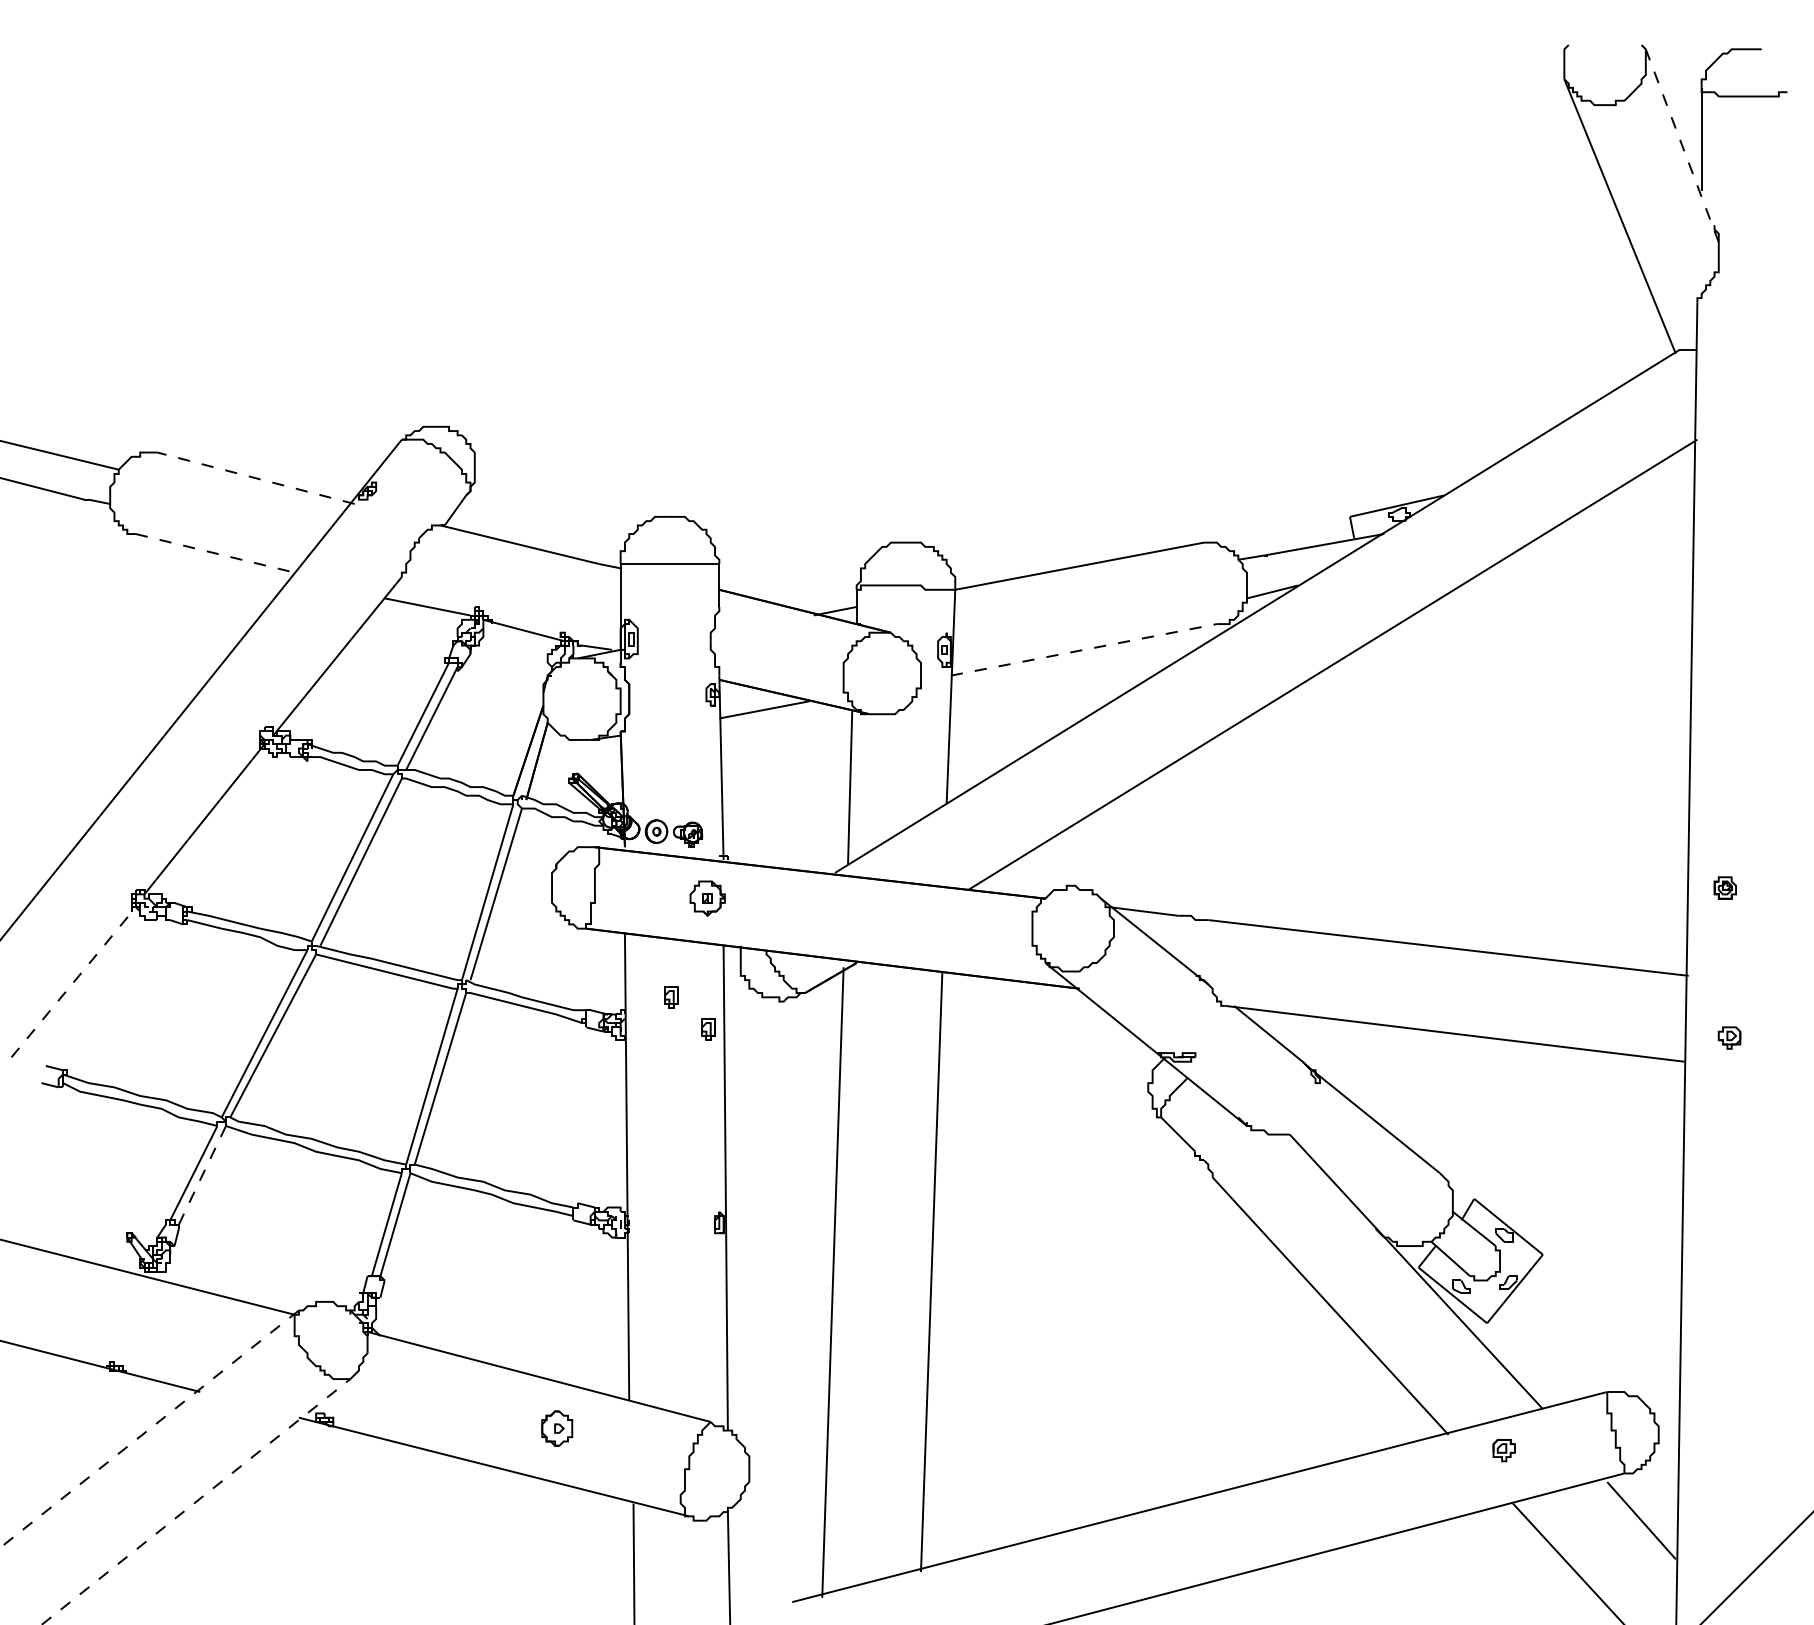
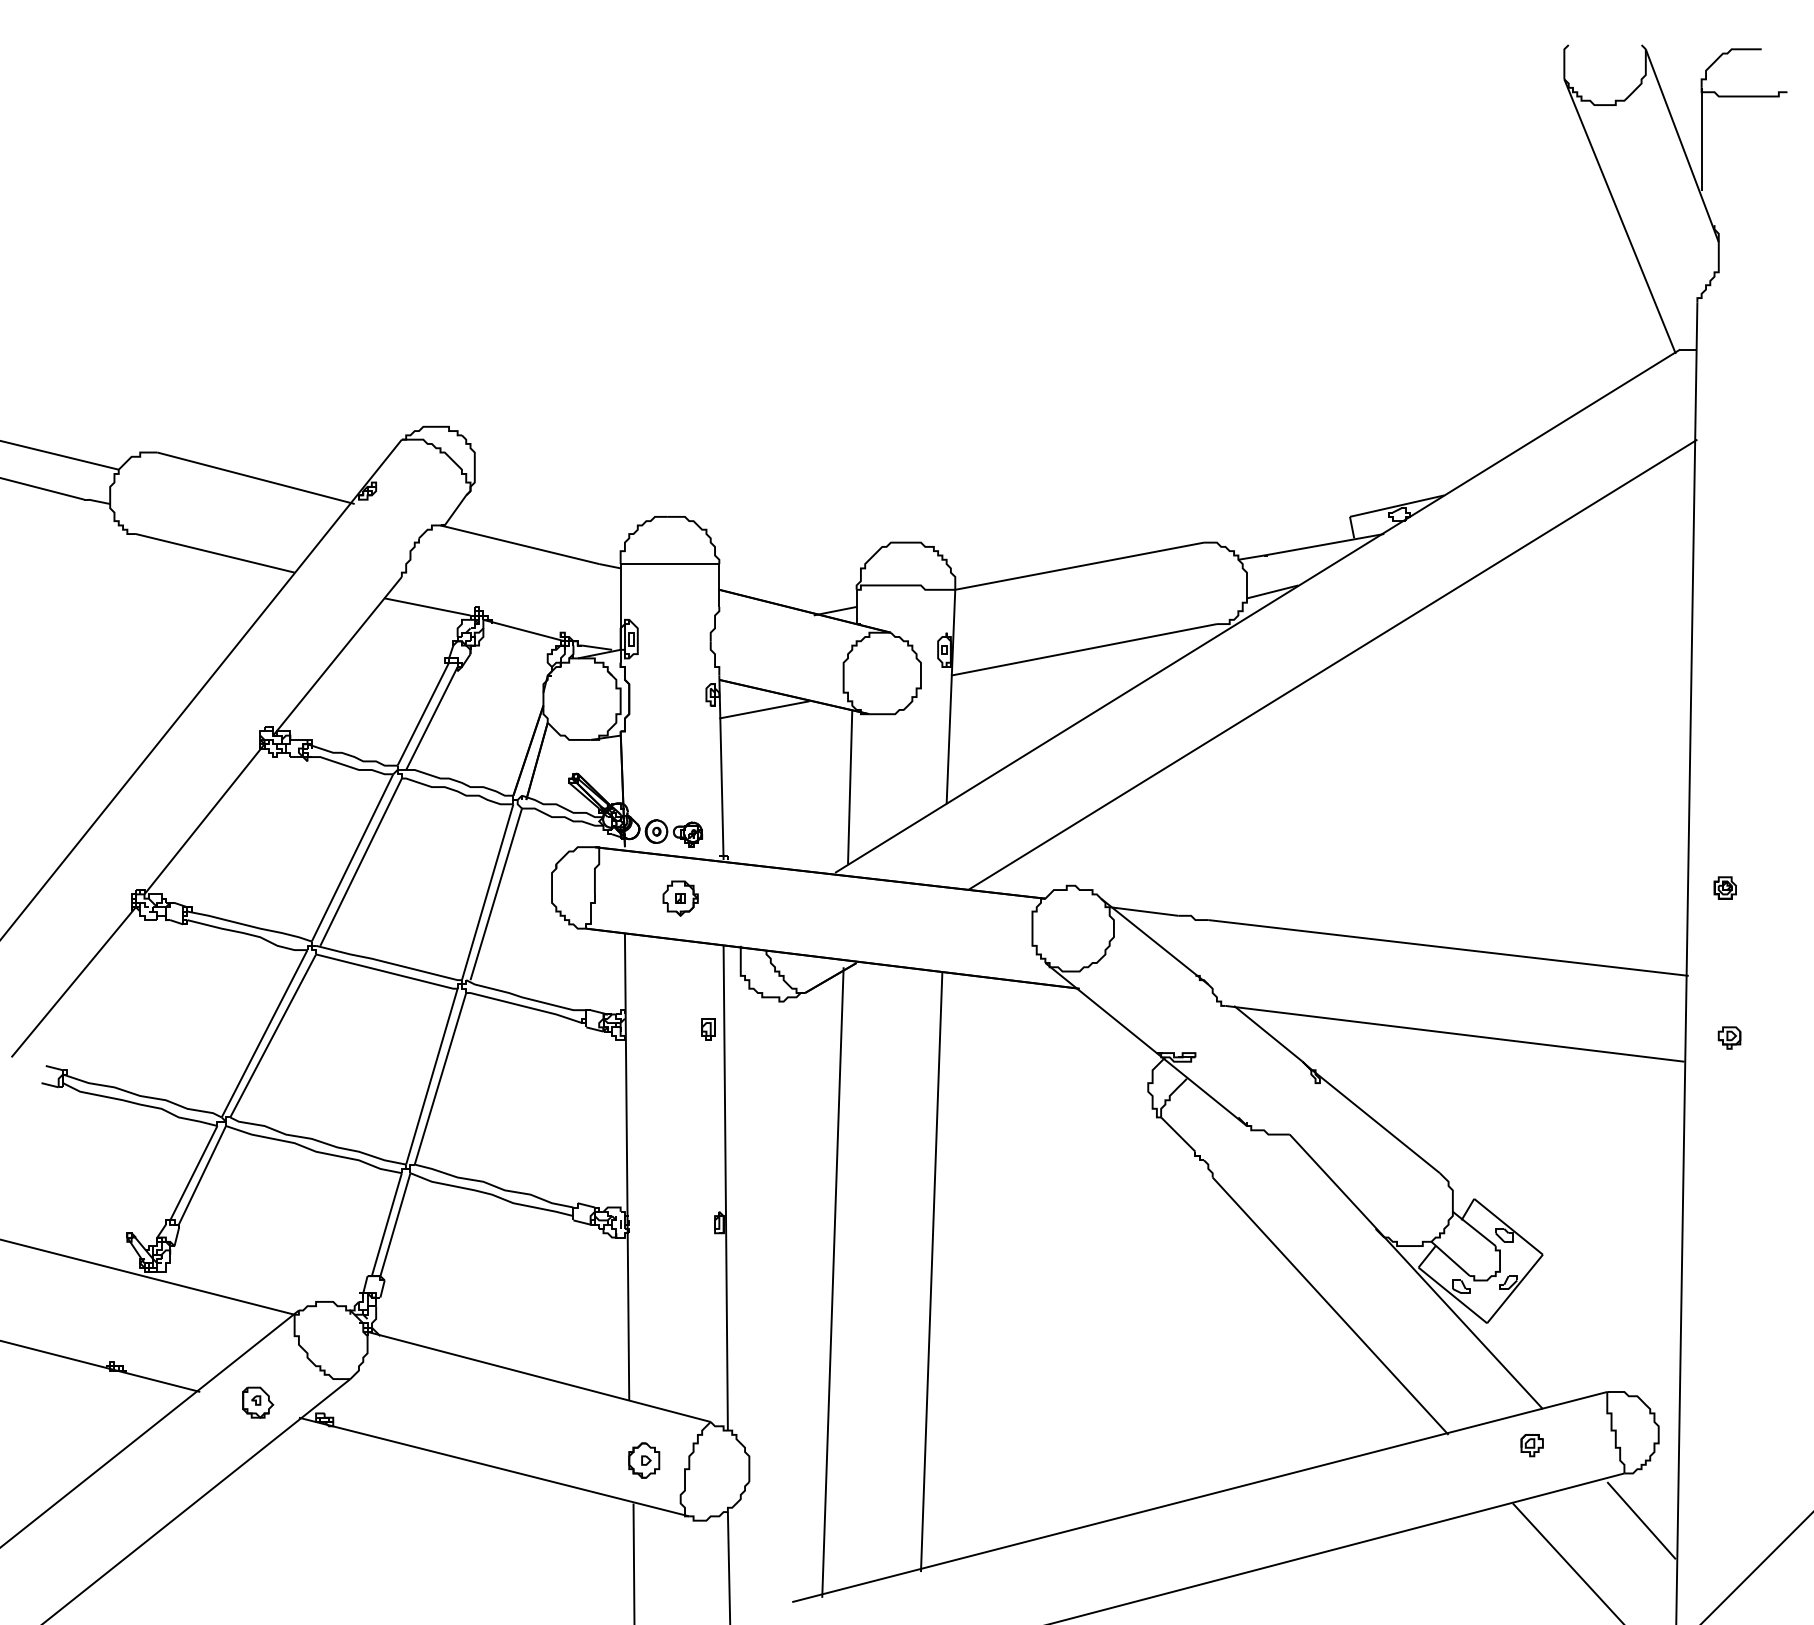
line: dashed -> solid (1682, 145)
line: dashed -> solid (256, 478)
line: dashed -> solid (215, 553)
line: dashed -> solid (1083, 649)
part position: (707, 898) -> (680, 898) (680, 898)
line: dashed -> solid (74, 981)
part: present -> none (671, 997)
line: dashed -> solid (202, 1175)
part: none -> present (258, 1402)
part position: (557, 1428) -> (644, 1460) (644, 1460)
line: dashed -> solid (149, 1429)
part position: (1503, 1450) -> (1531, 1445) (1531, 1445)
line: dashed -> solid (196, 1501)
